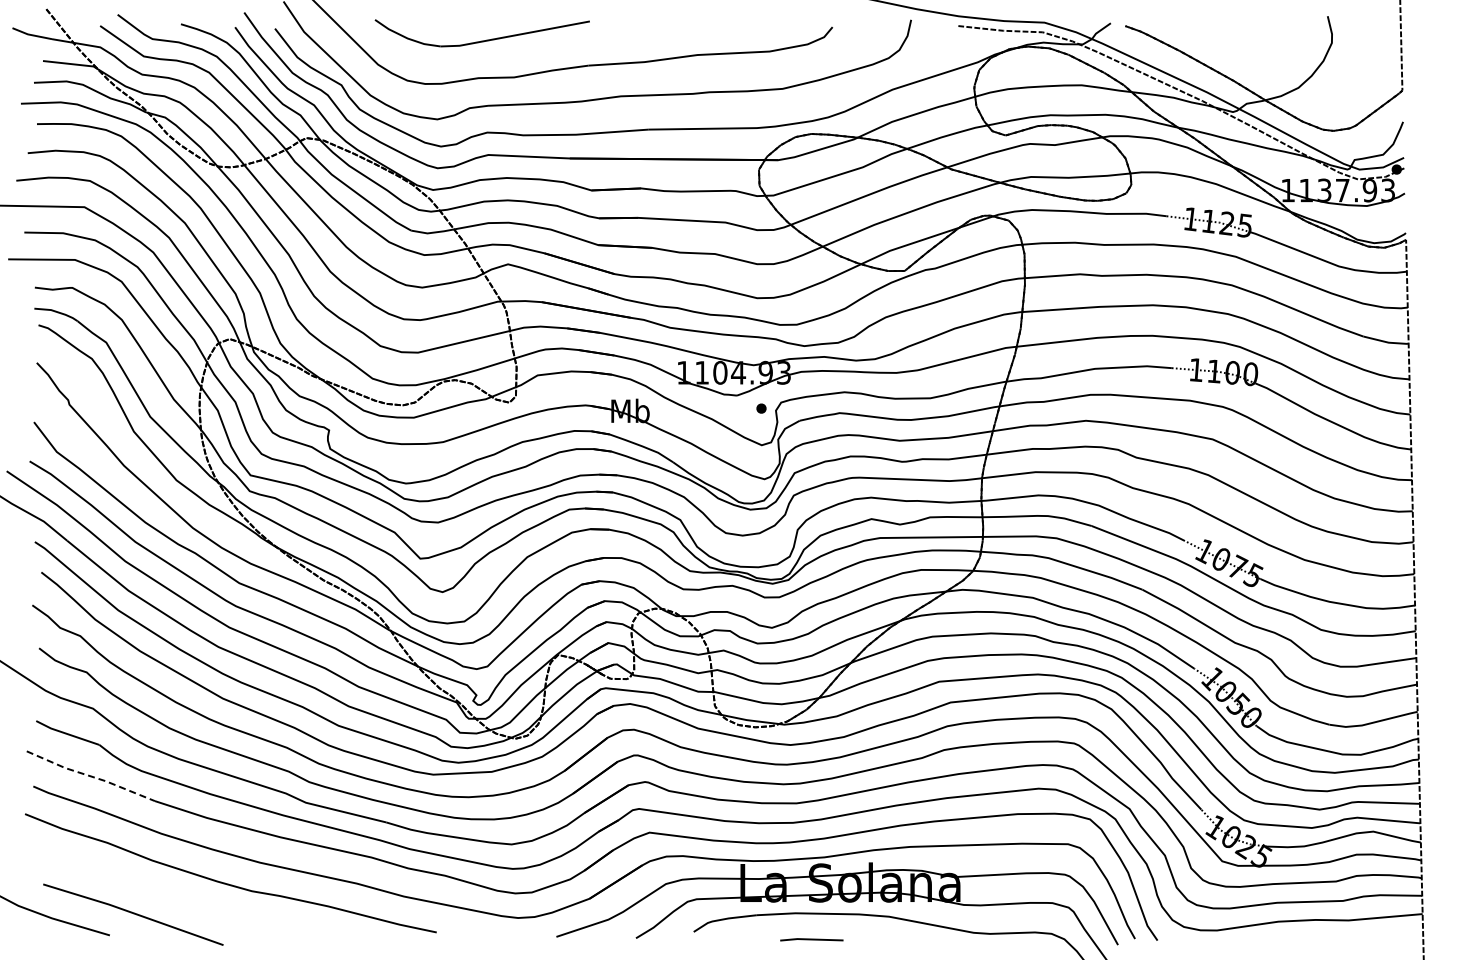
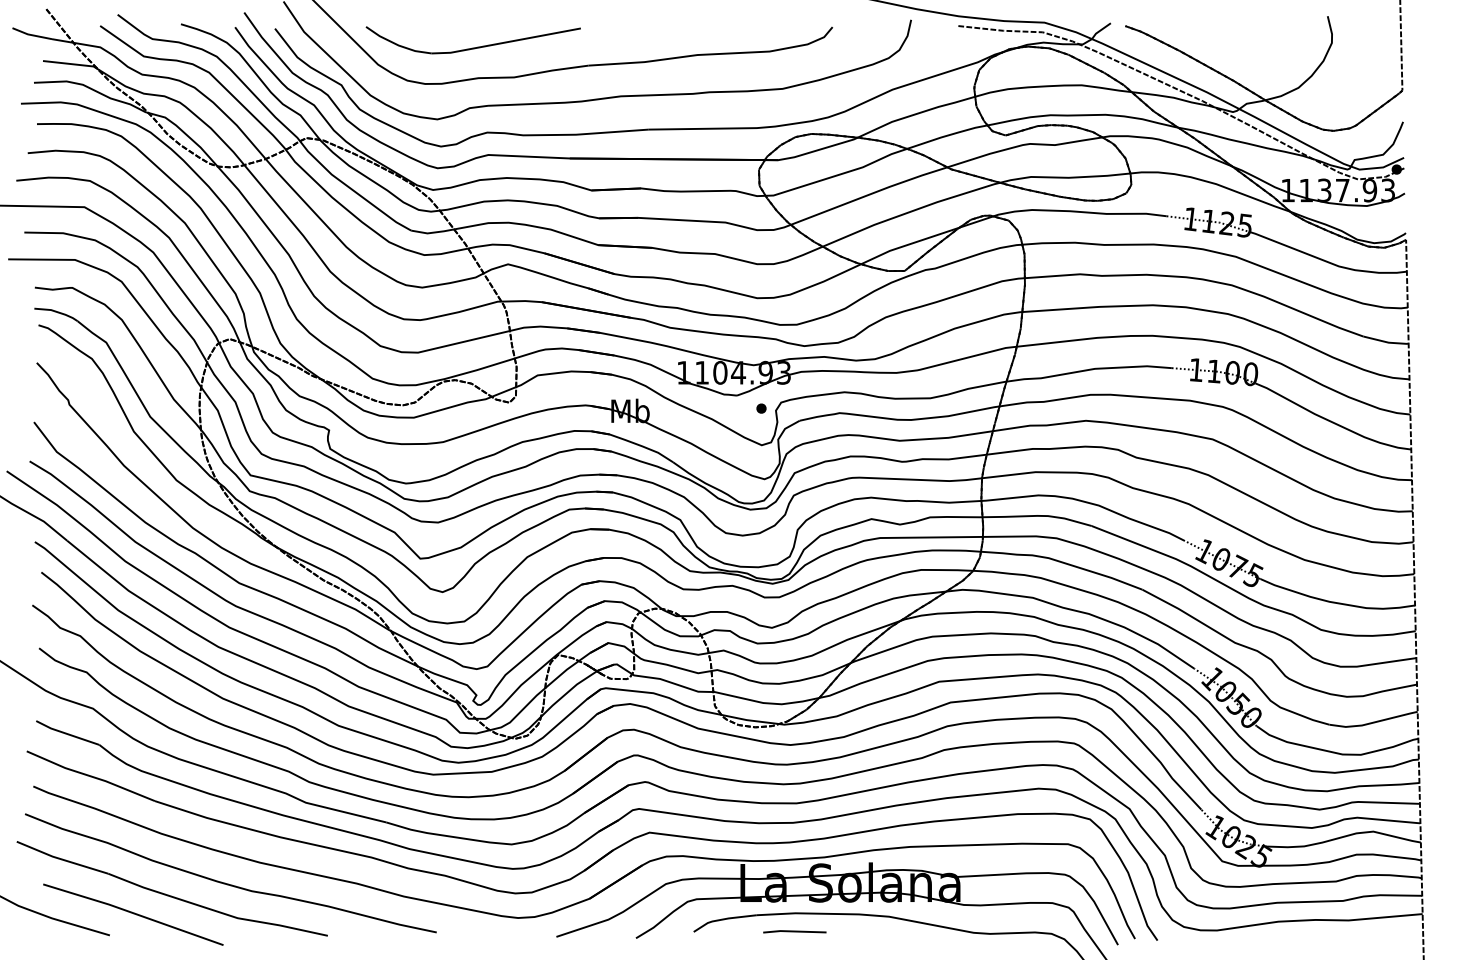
part position: (481, 40) -> (472, 47) (472, 47)
line: dashed -> solid (90, 776)
part: none -> present (168, 894)
line position: (811, 939) -> (794, 931) (794, 931)
